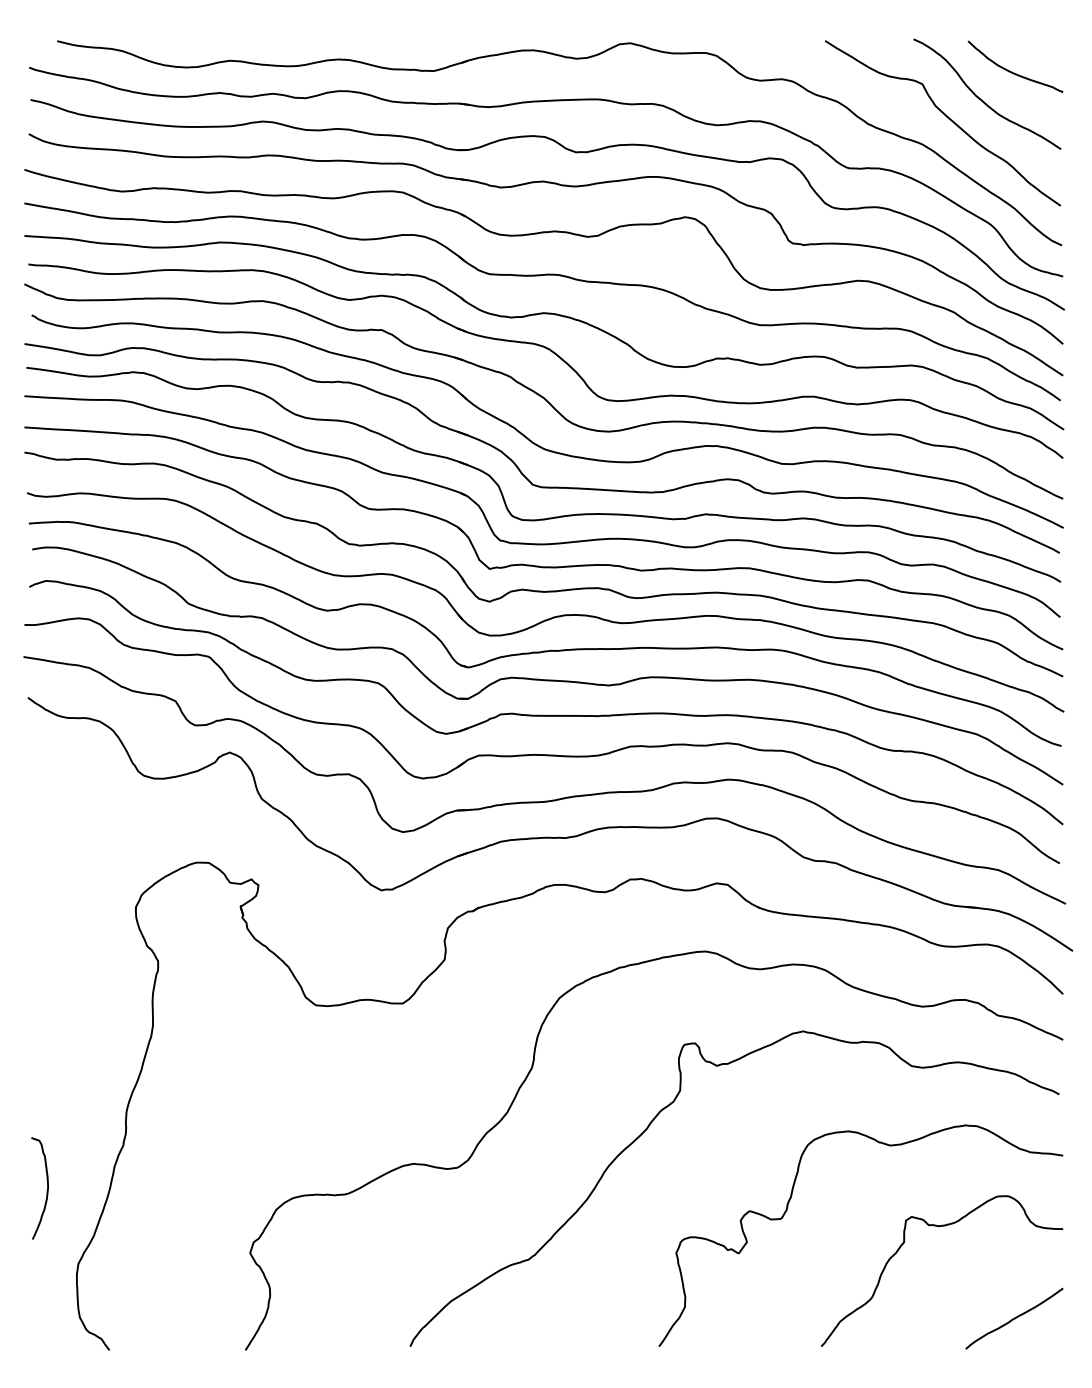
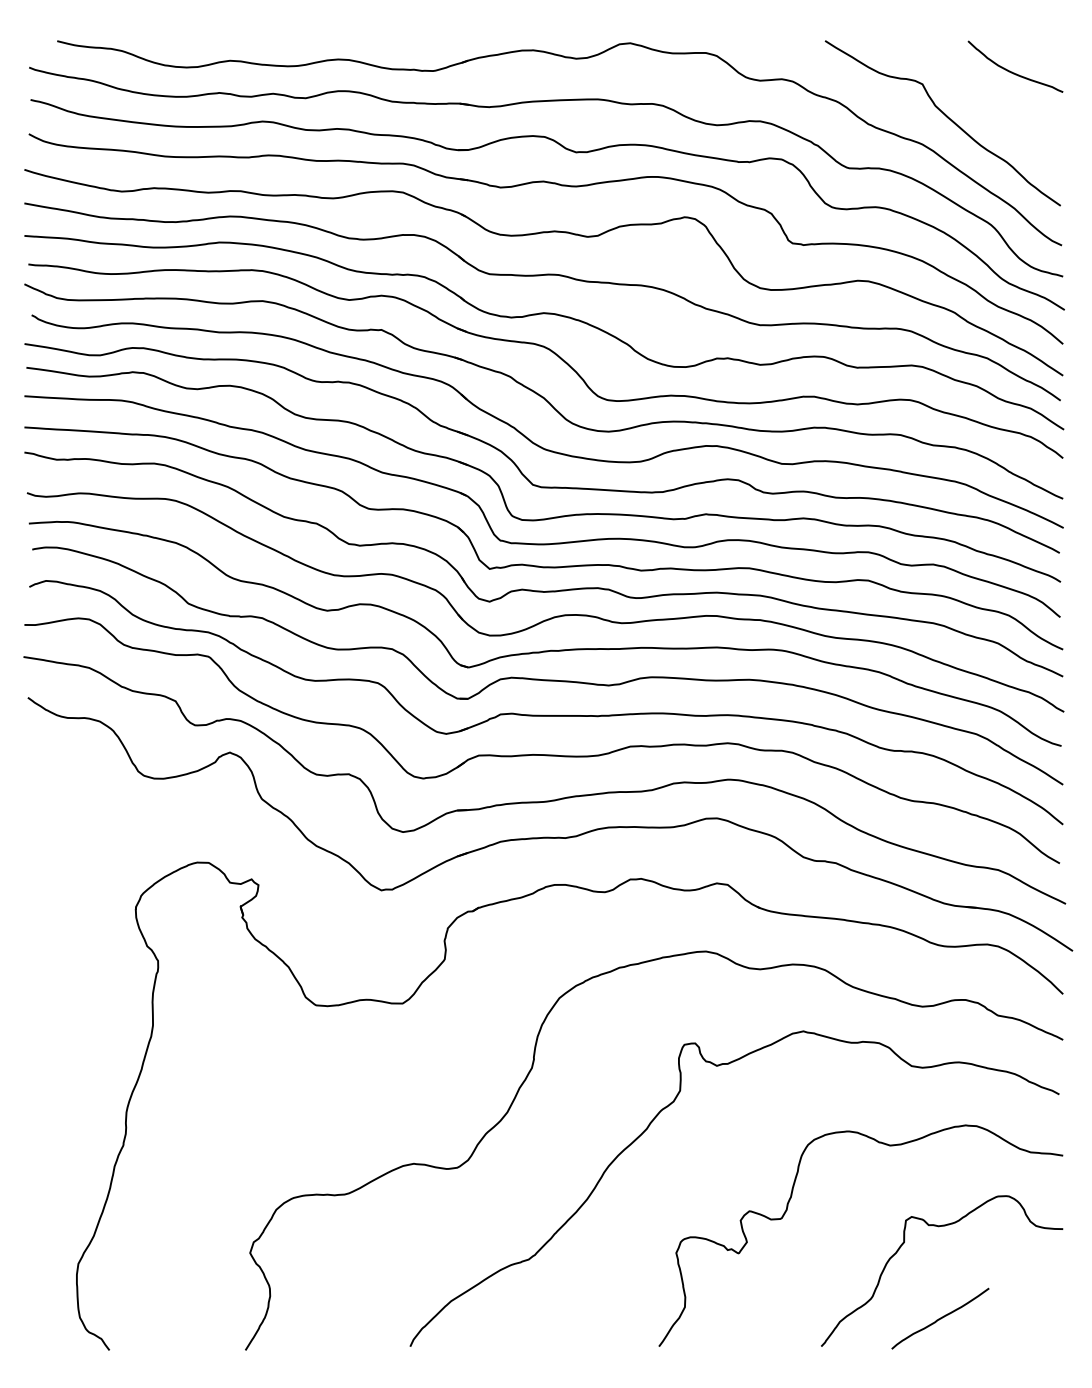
curve: present -> none (982, 99)
curve: present -> none (46, 1190)
curve position: (1014, 1318) -> (940, 1318) (940, 1318)
